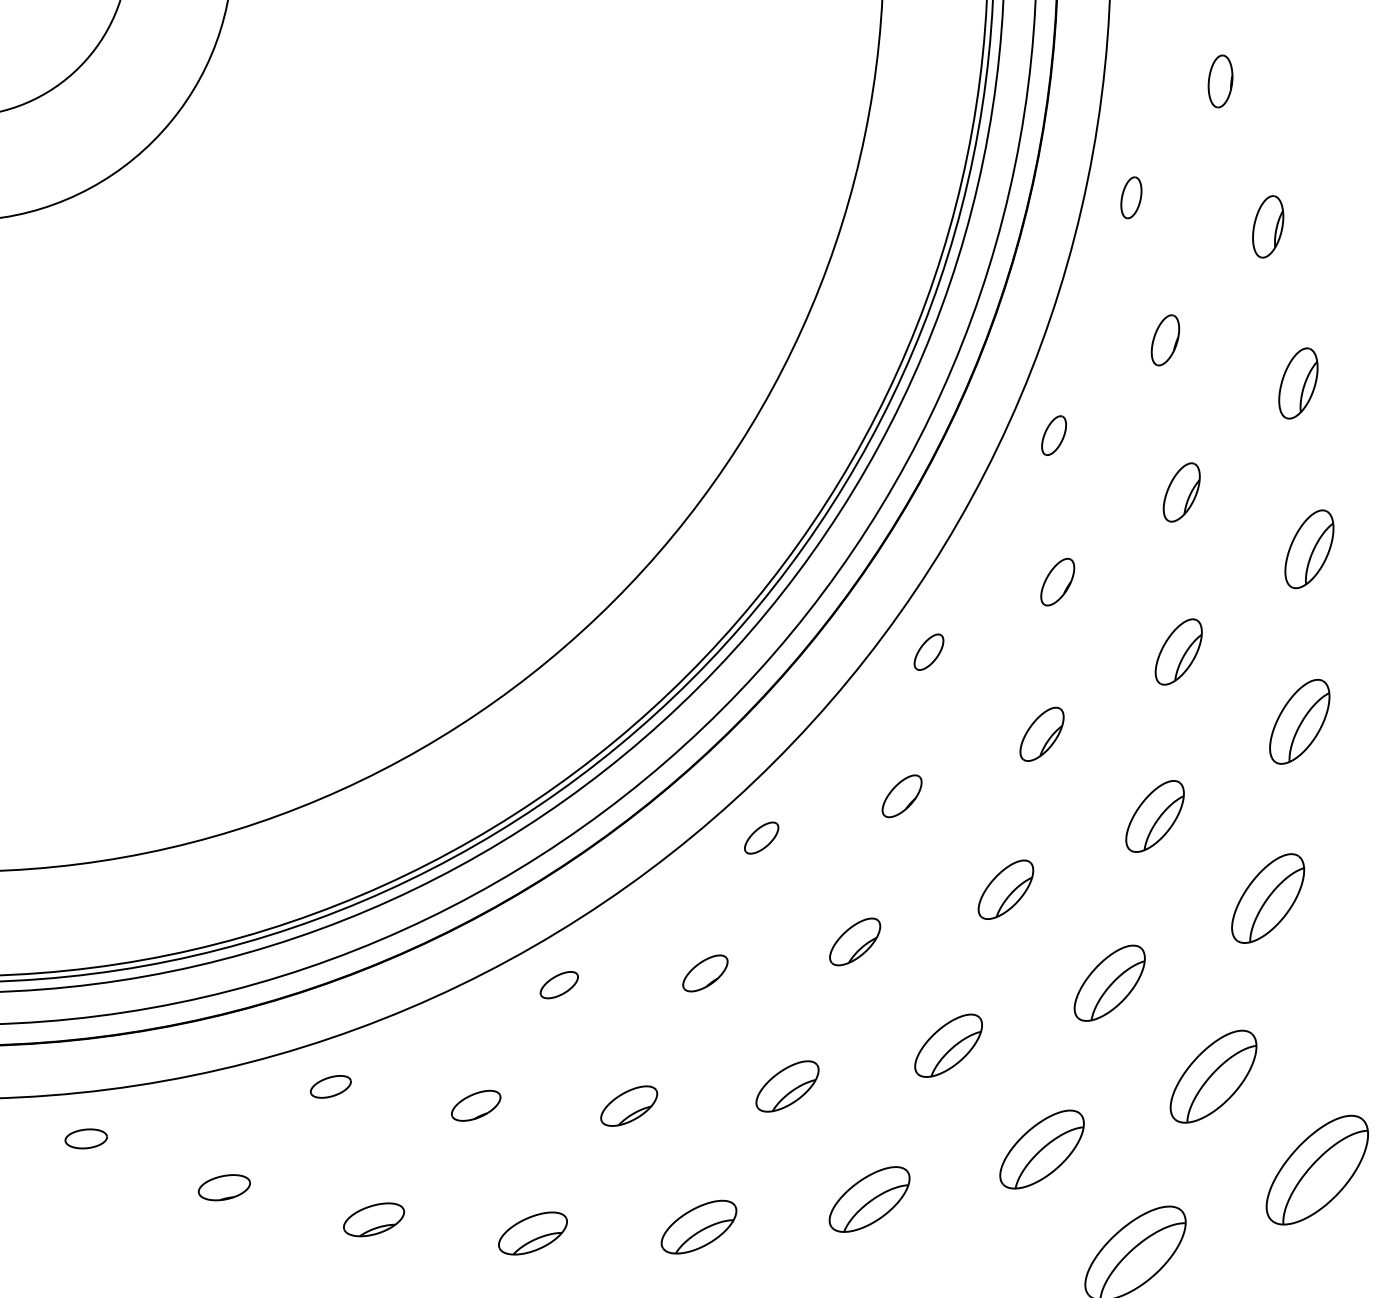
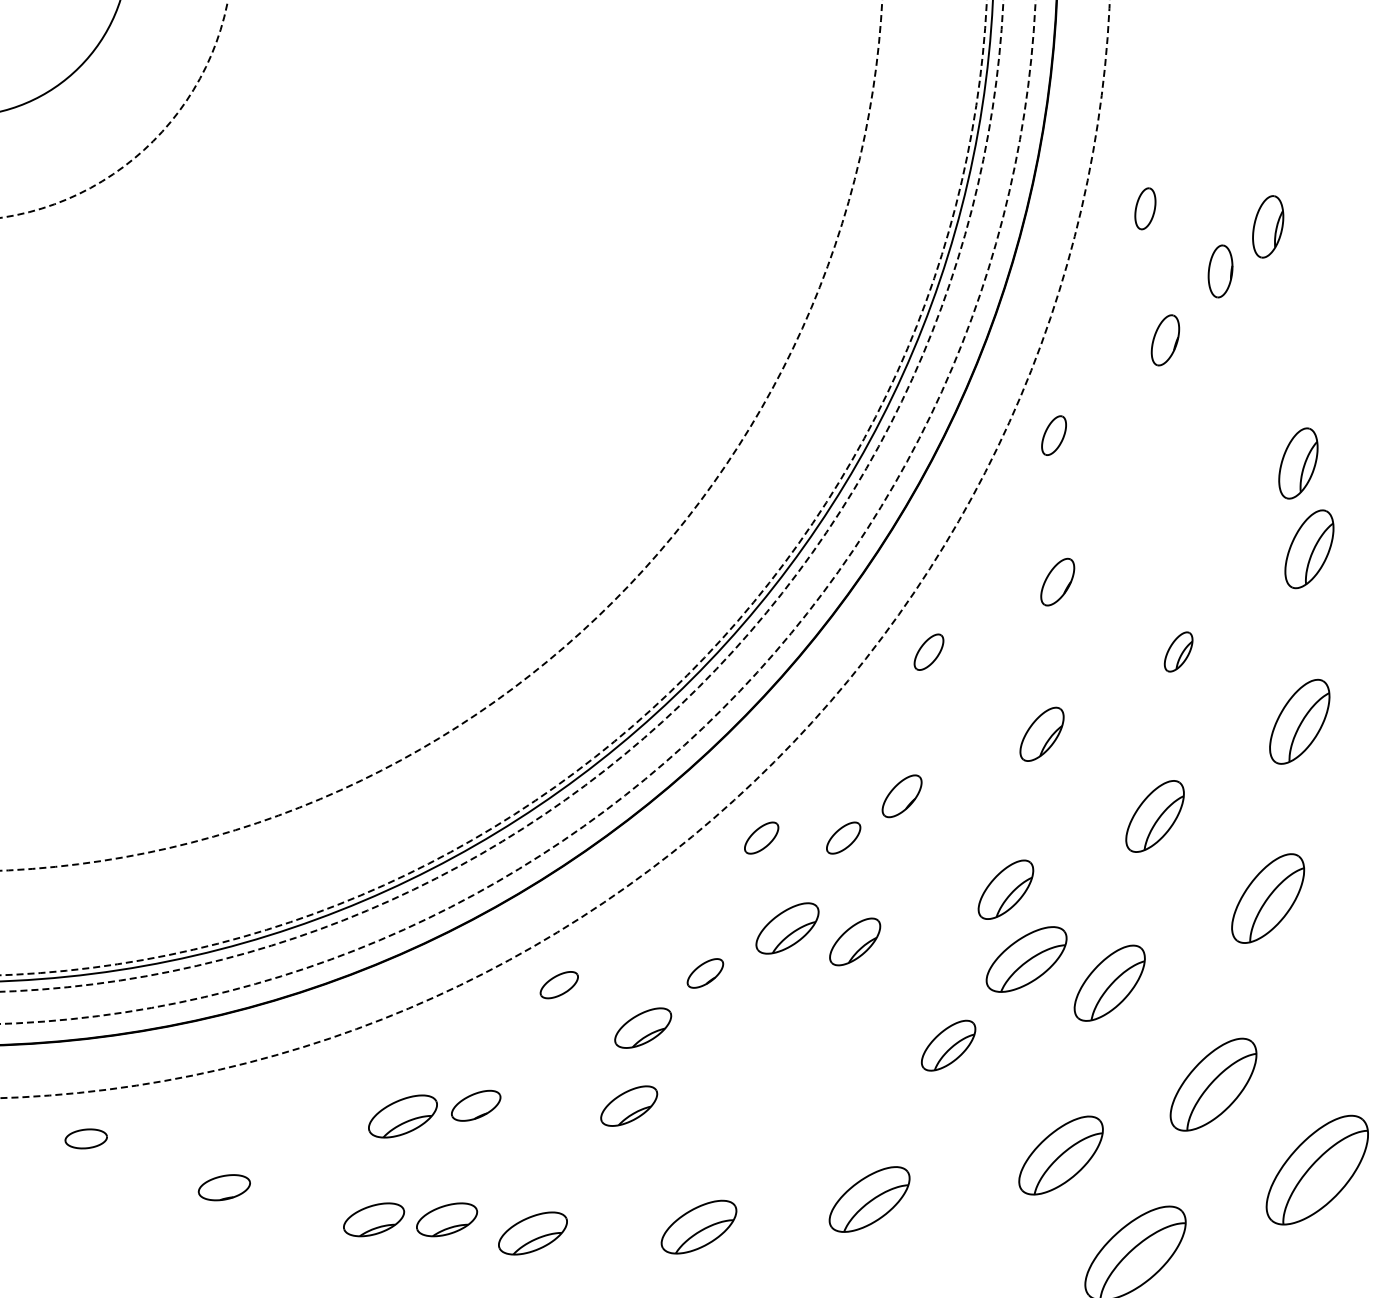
part position: (1220, 81) -> (1220, 271) (1220, 271)
circle: solid -> dashed (114, 108)
part position: (1131, 197) -> (1145, 208) (1145, 208)
part position: (1298, 383) -> (1298, 463) (1298, 463)
circle: solid -> dashed (441, 435)
circle: solid -> dashed (493, 487)
part: present -> none (1181, 492)
circle: solid -> dashed (501, 495)
circle: solid -> dashed (517, 511)
circle: solid -> dashed (554, 549)
part size: 49x68 px -> 31x42 px (1178, 651)
part: none -> present (843, 837)
part: none -> present (1026, 959)
part size: 47x39 px -> 39x31 px (705, 973)
part: none -> present (643, 1027)
part size: 69x65 px -> 56x53 px (948, 1045)
part position: (1213, 1076) -> (1213, 1084) (1213, 1084)
part: present -> none (330, 1086)
part position: (787, 1086) -> (787, 928) (787, 928)
part: none -> present (402, 1116)
part position: (1041, 1149) -> (1060, 1155) (1060, 1155)
part: none -> present (447, 1219)
